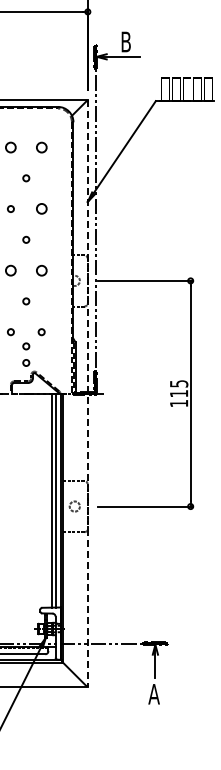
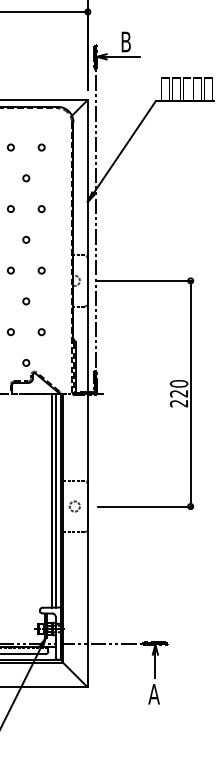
circle size: 12x13 px -> 8x9 px (10, 147)
circle size: 12x13 px -> 9x9 px (41, 147)
circle size: 12x12 px -> 9x9 px (41, 209)
circle size: 12x13 px -> 8x9 px (10, 270)
circle size: 12x12 px -> 9x9 px (41, 270)
circle: present -> none (26, 346)
line: dashed -> solid (87, 393)
text: 115 -> 220 (178, 393)
